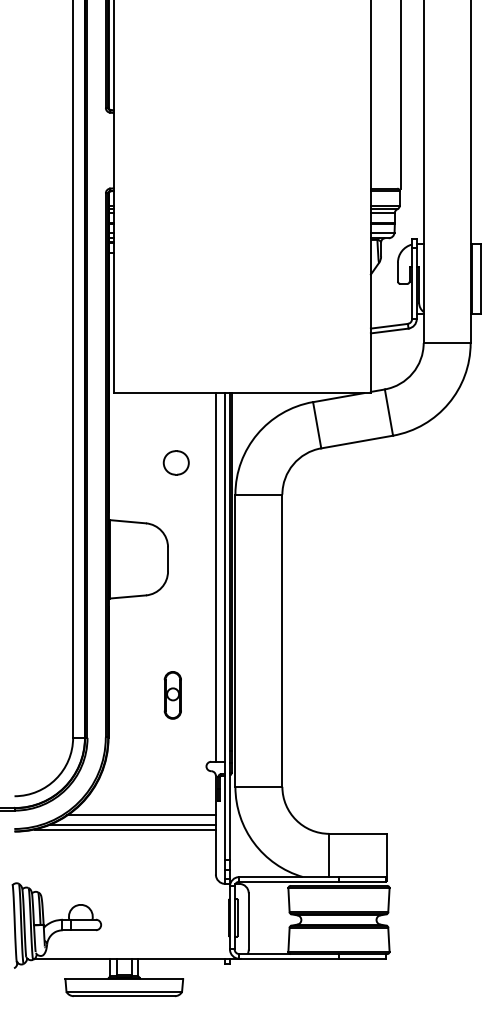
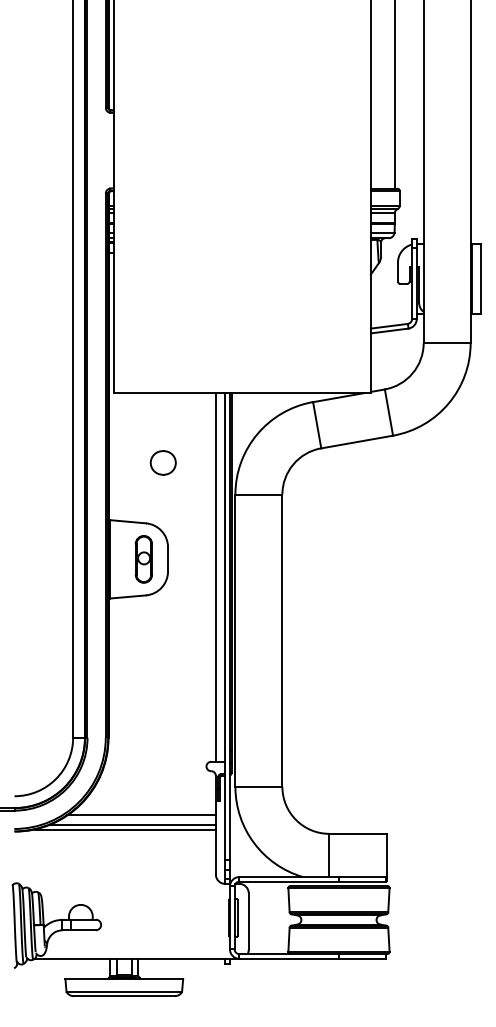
line position: (400, 95) -> (394, 95) (394, 95)
part position: (175, 462) -> (162, 462) (162, 462)
part position: (172, 695) -> (143, 559) (143, 559)
